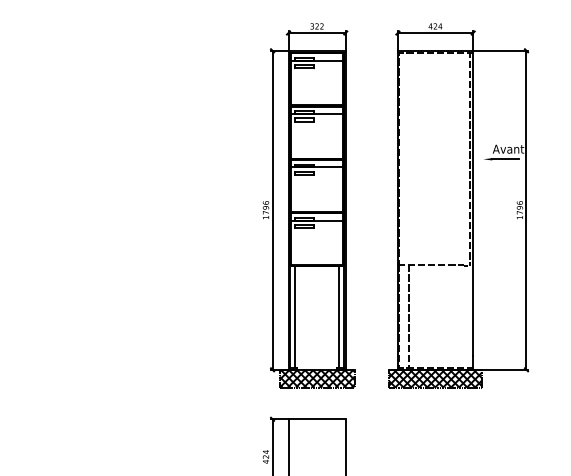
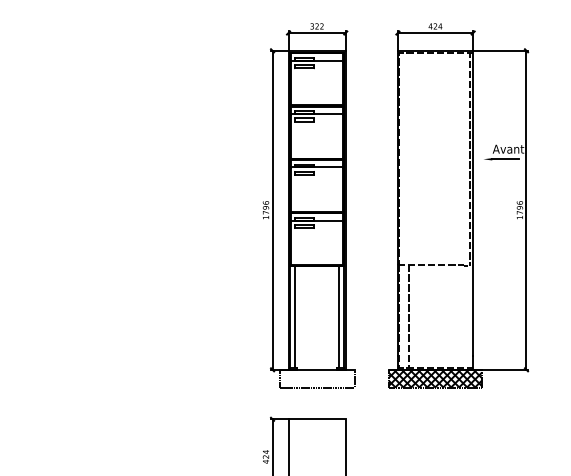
hatch: present -> none (316, 378)
